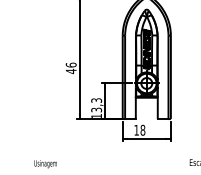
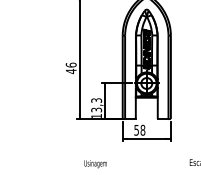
text: 18 -> 58 (136, 130)
text position: (45, 164) -> (95, 164) (95, 164)
